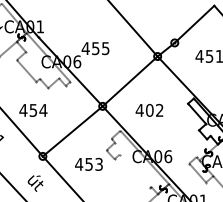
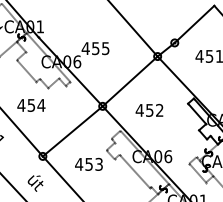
text position: (33, 110) -> (31, 105) (31, 105)
text: 402 -> 452 (149, 110)
line: none -> present (134, 171)
